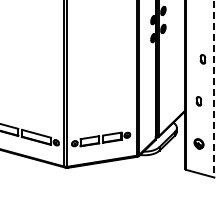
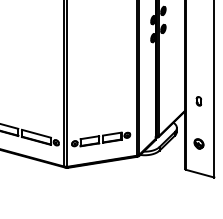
part: present -> none (202, 59)
line: dashed -> solid (214, 89)
